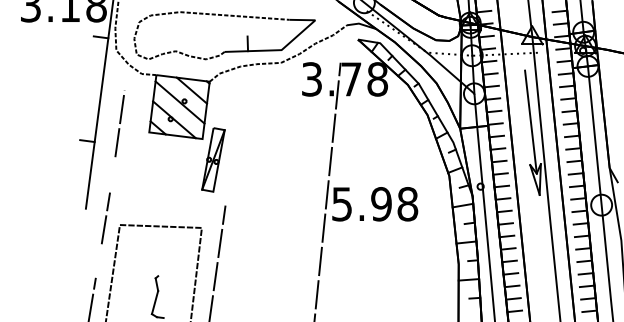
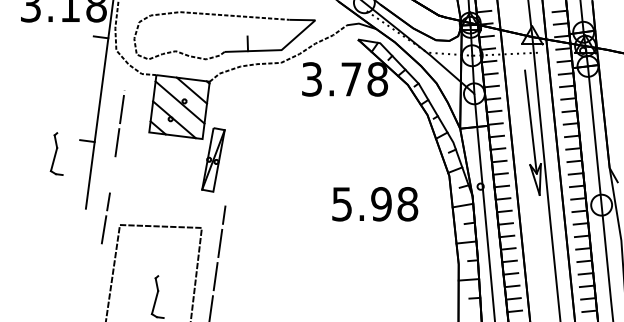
part: none -> present (56, 153)
line: present -> none (327, 190)
line: present -> none (92, 297)
